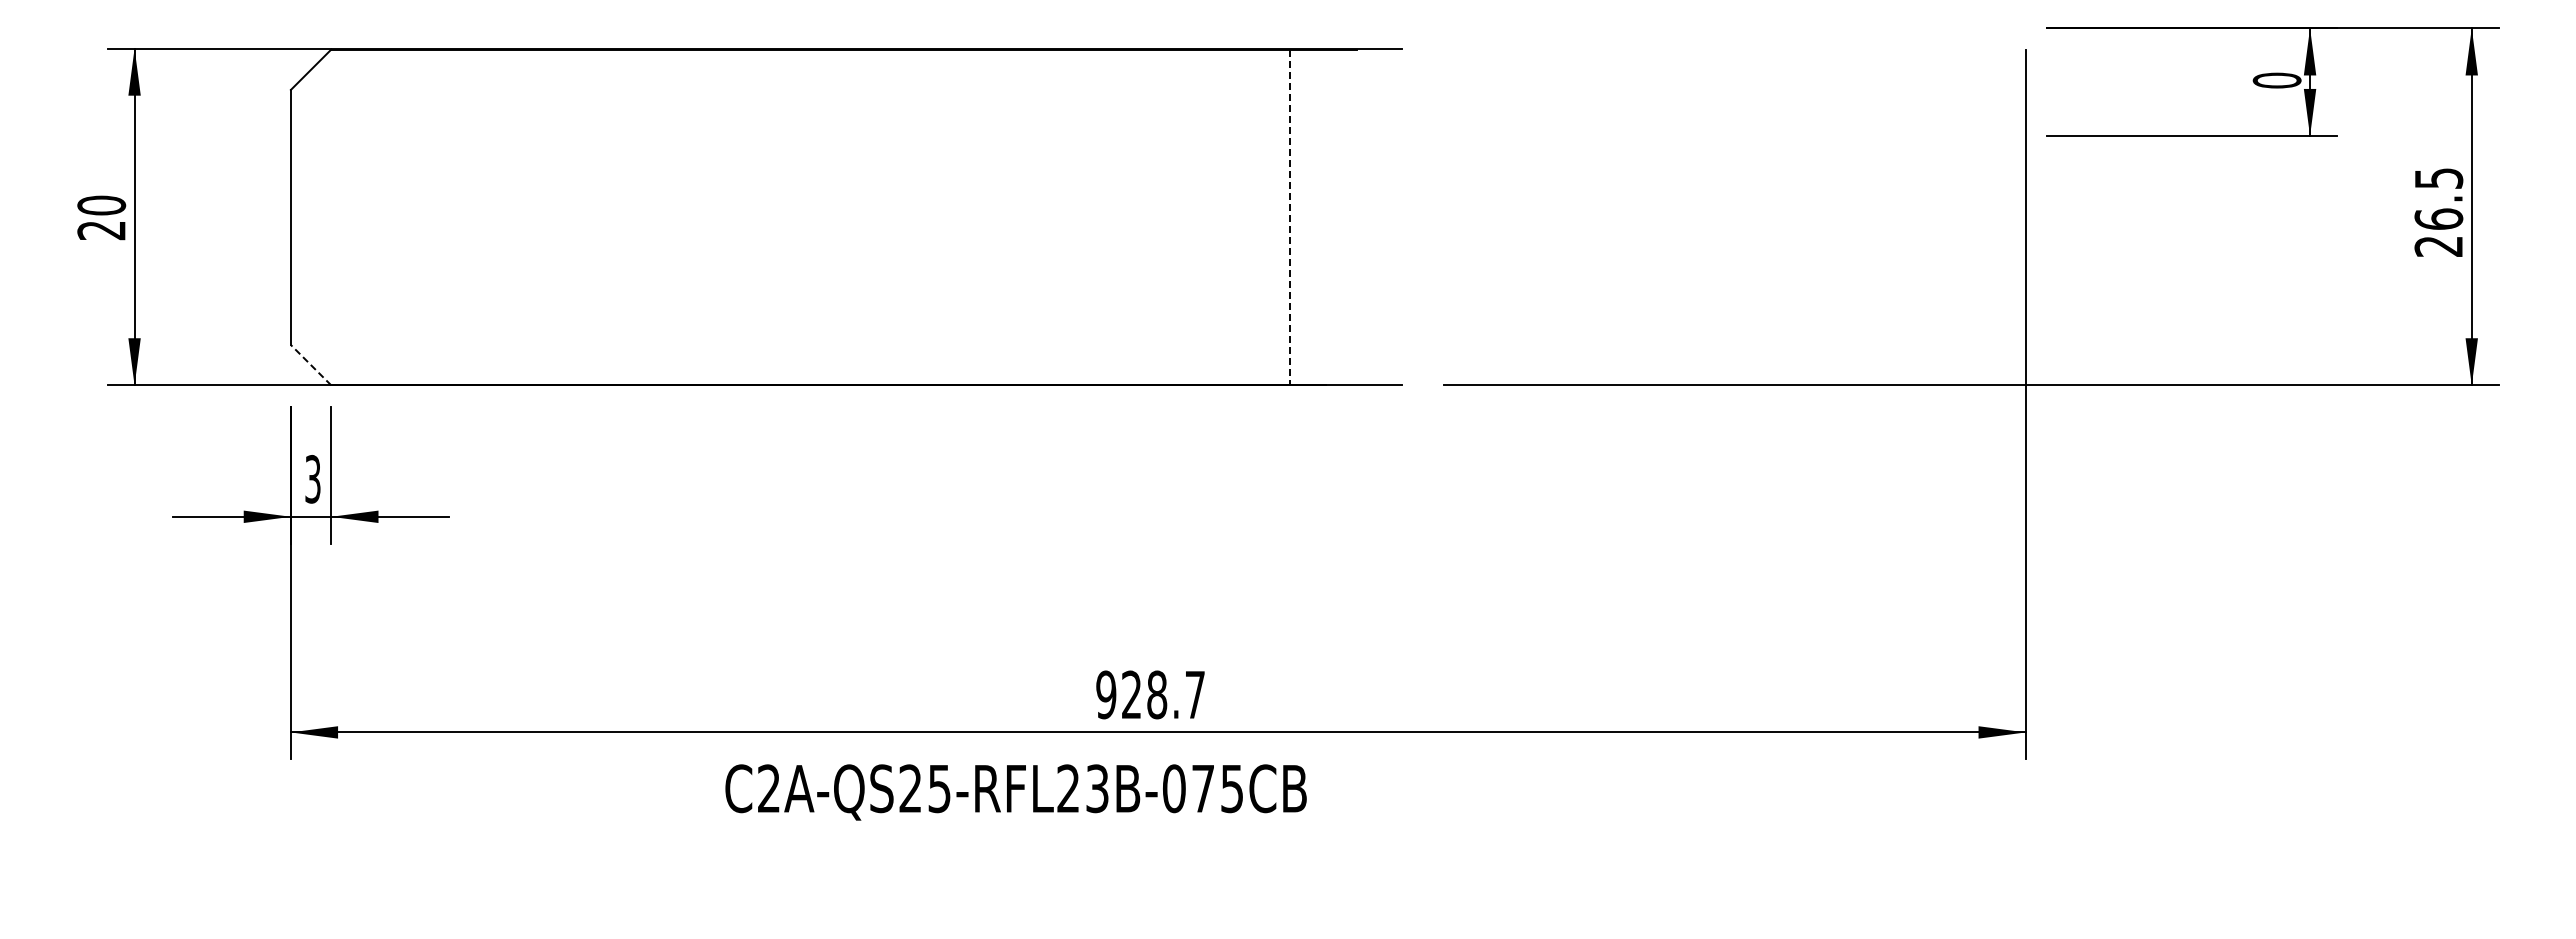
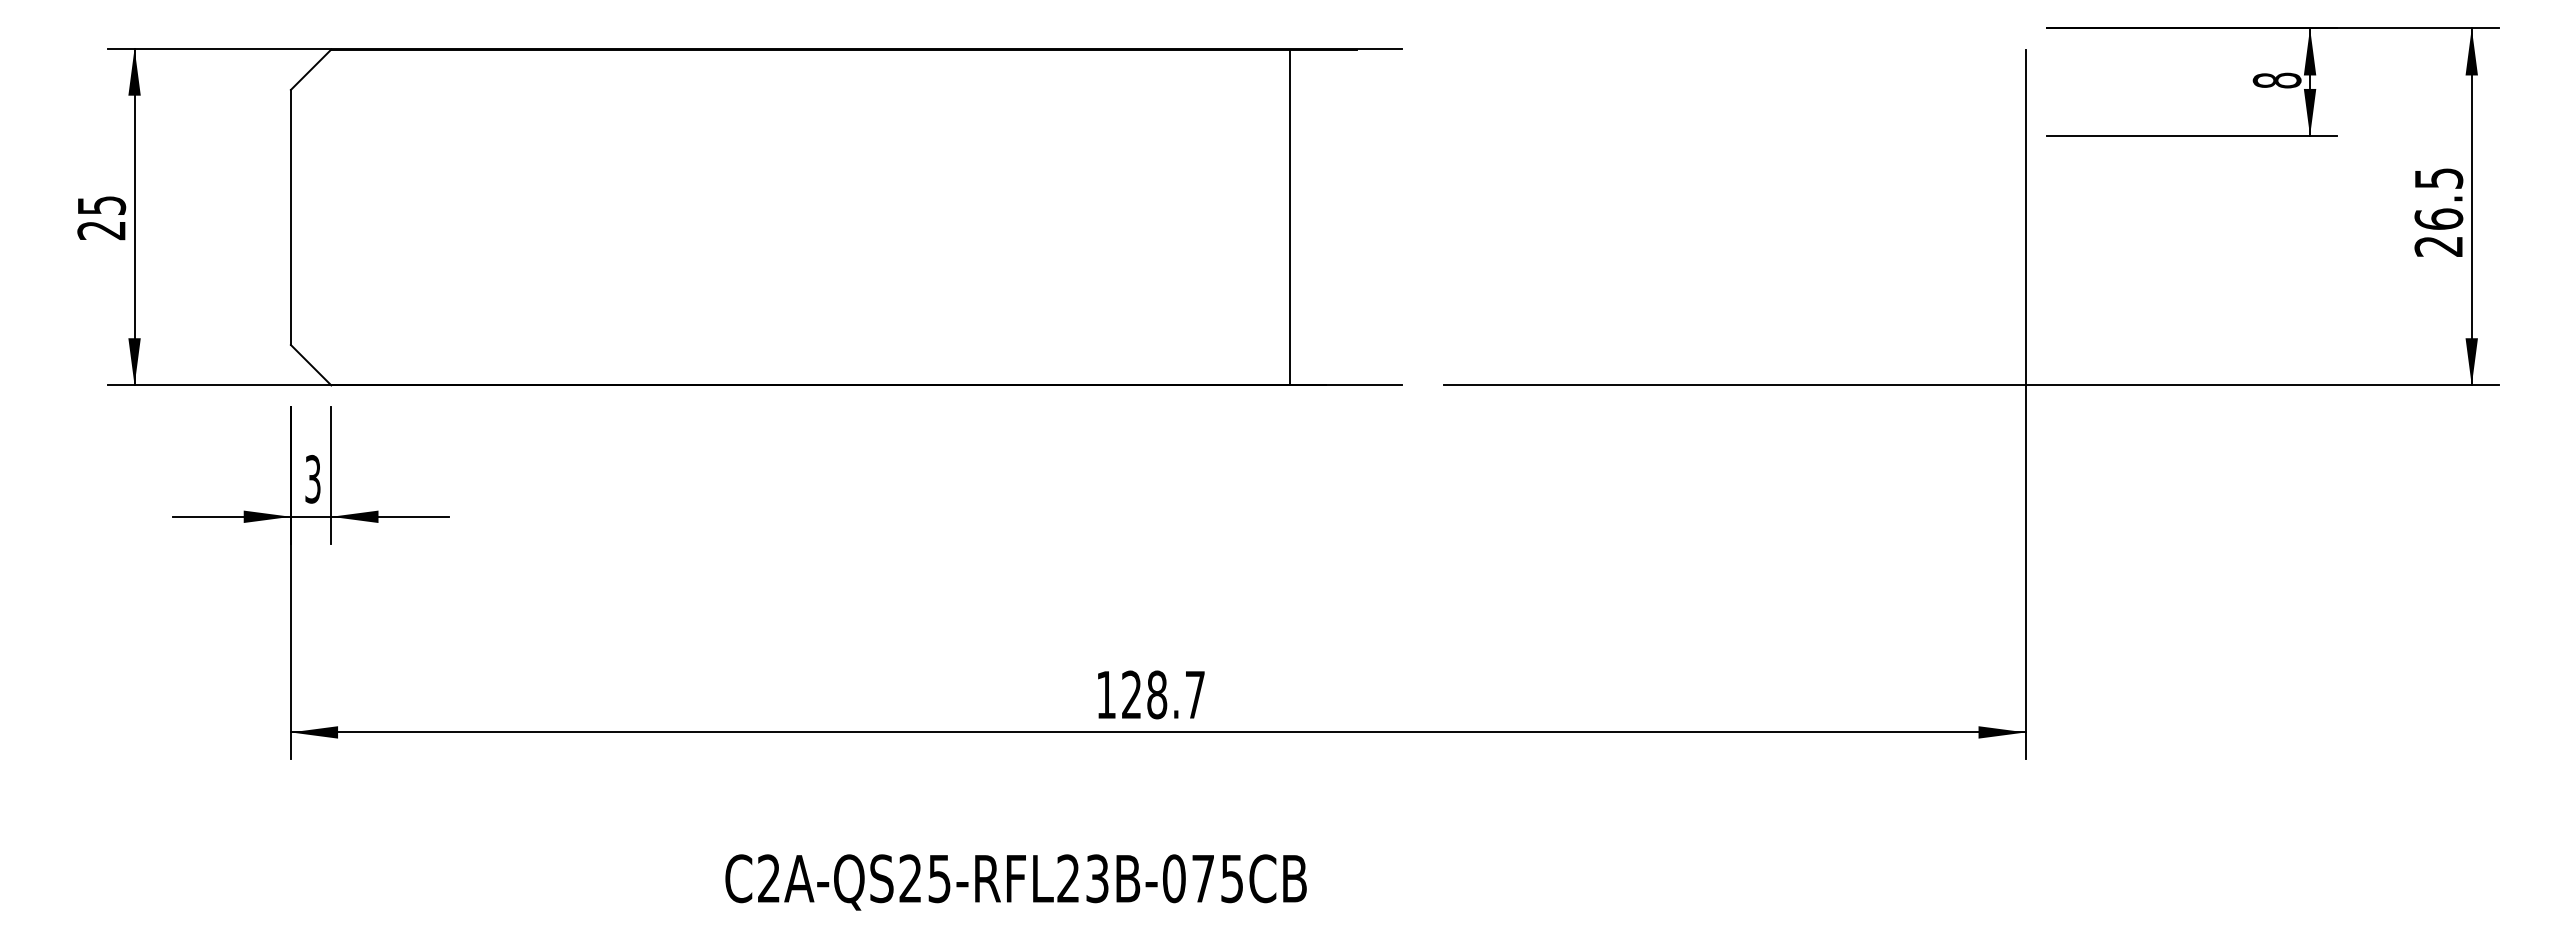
text: 0 -> 8 (2277, 80)
text: 20 -> 25 (101, 205)
line: dashed -> solid (1290, 217)
line: dashed -> solid (311, 365)
text: 928.7 -> 128.7 (1106, 694)
text position: (1015, 792) -> (1015, 882) (1015, 882)
